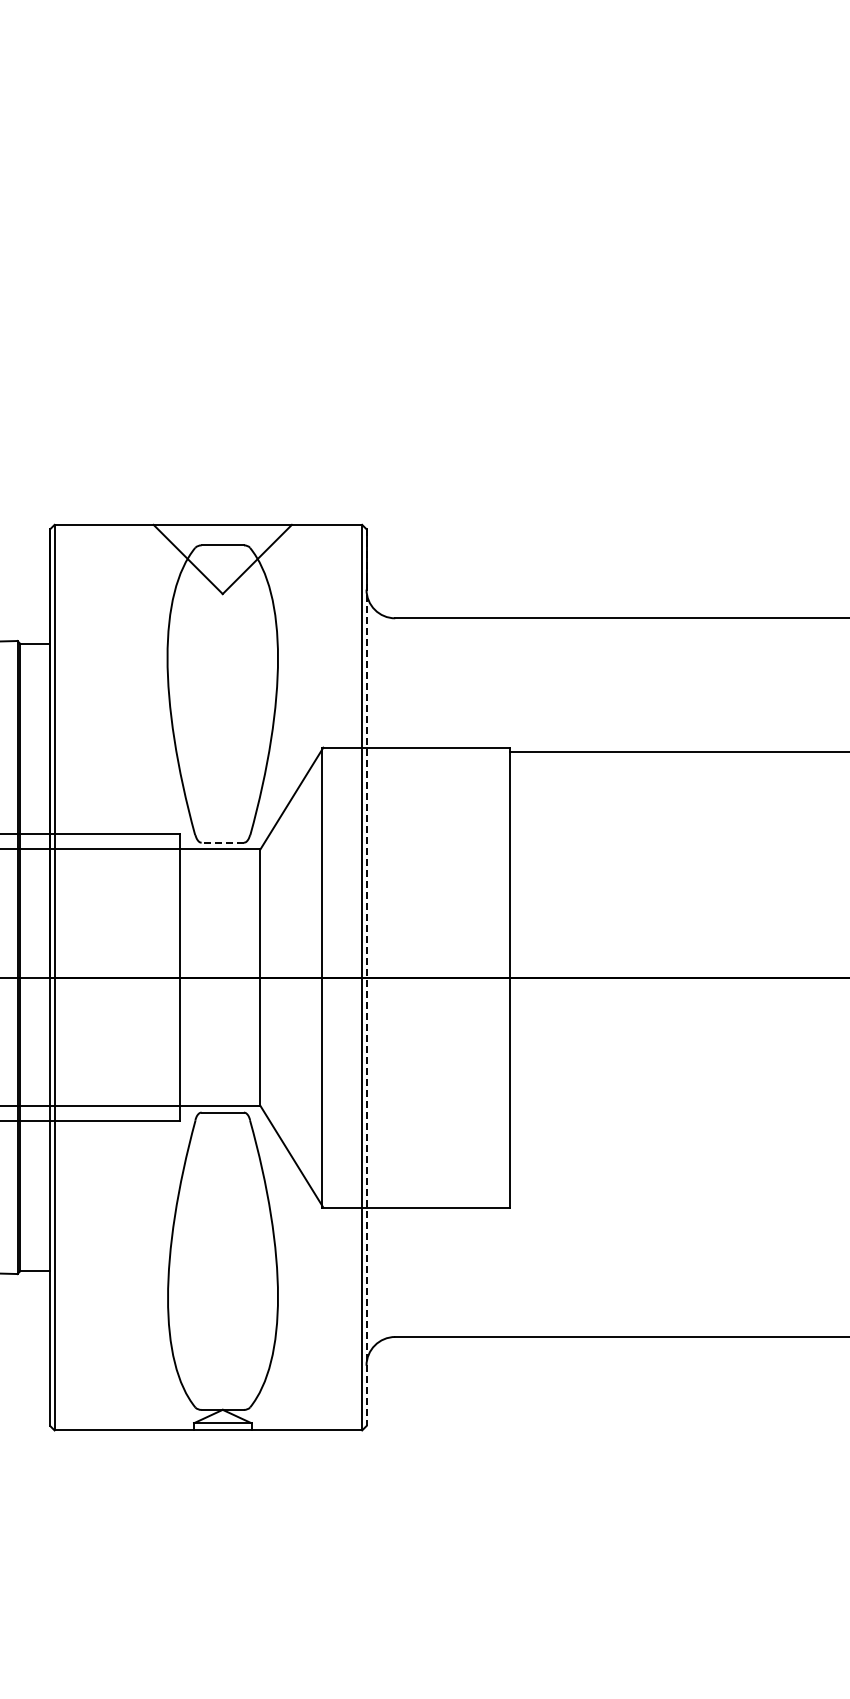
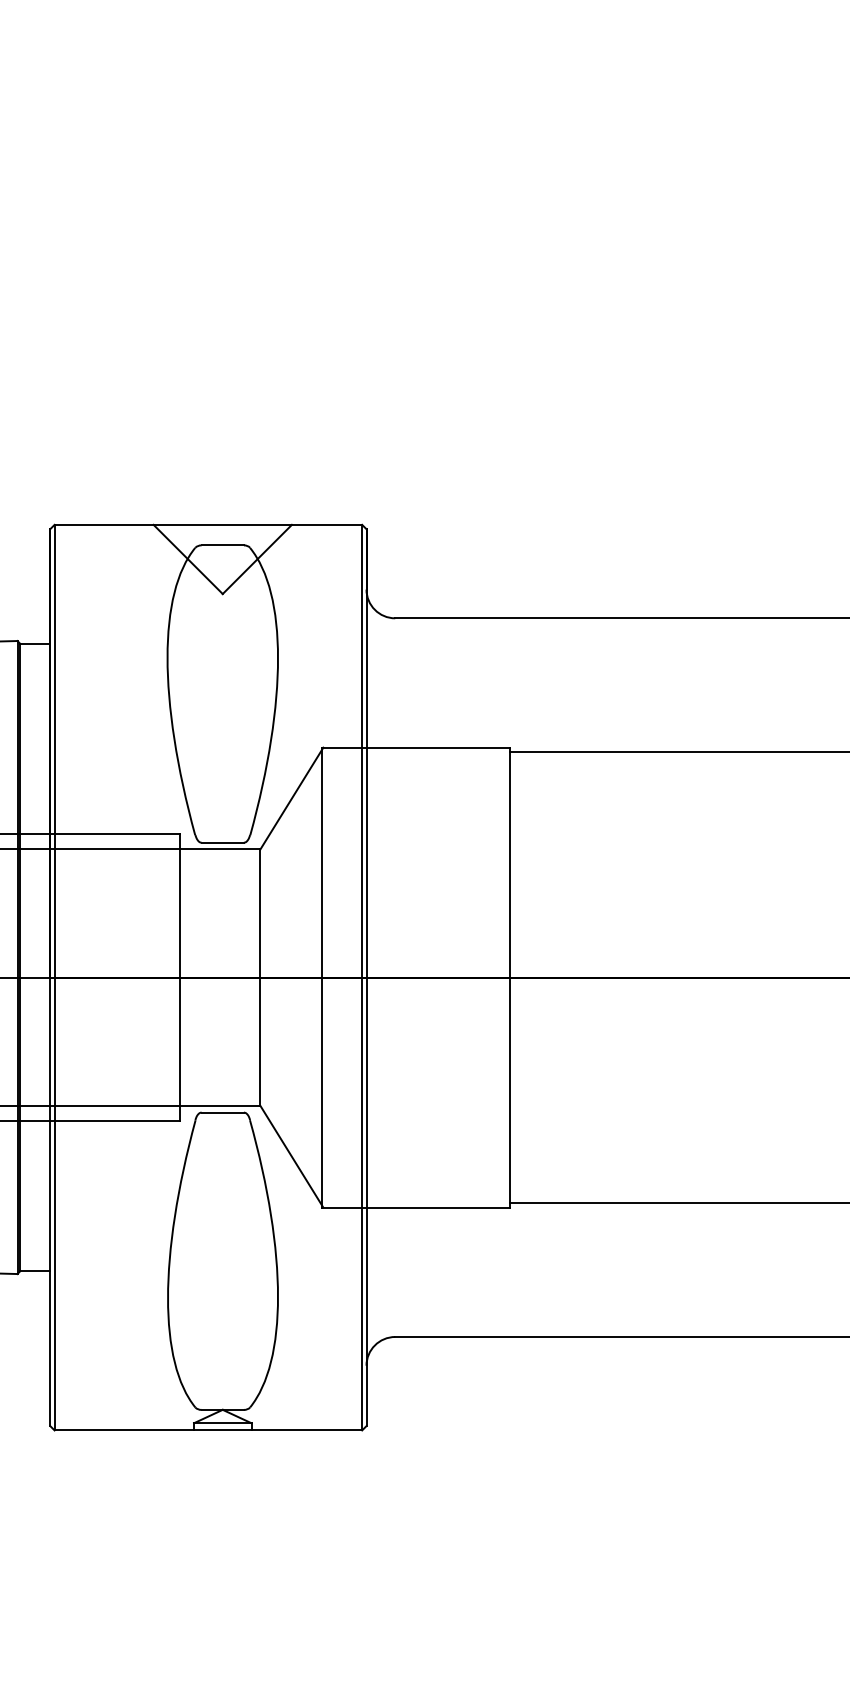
line: dashed -> solid (222, 842)
line: dashed -> solid (366, 978)
line: none -> present (678, 1203)
